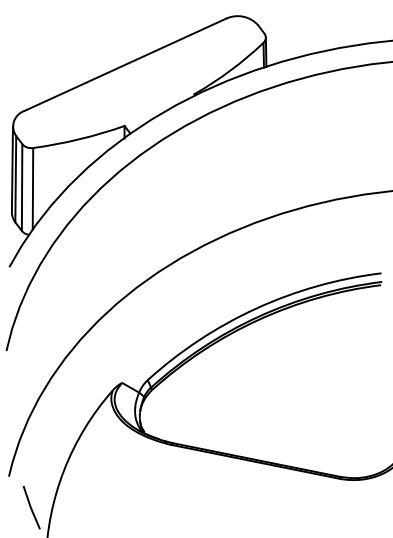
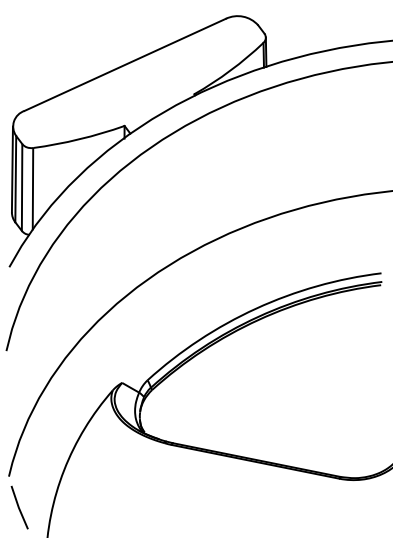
line position: (31, 507) -> (19, 507) (19, 507)
